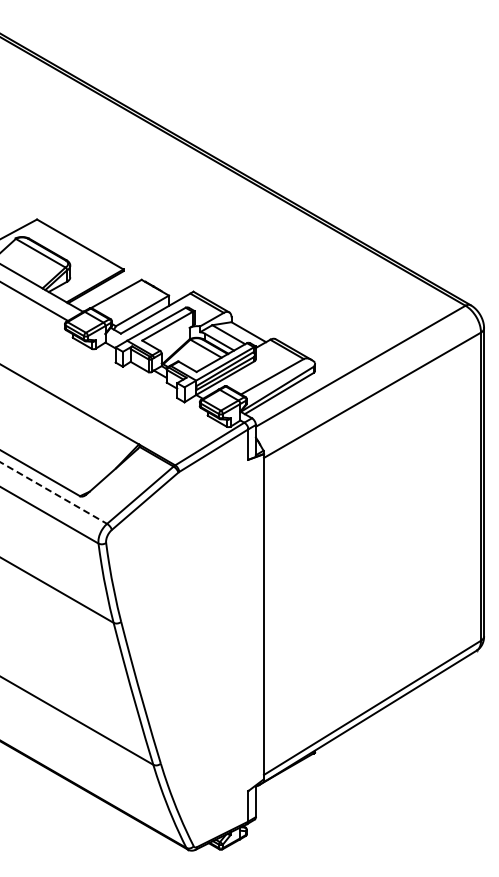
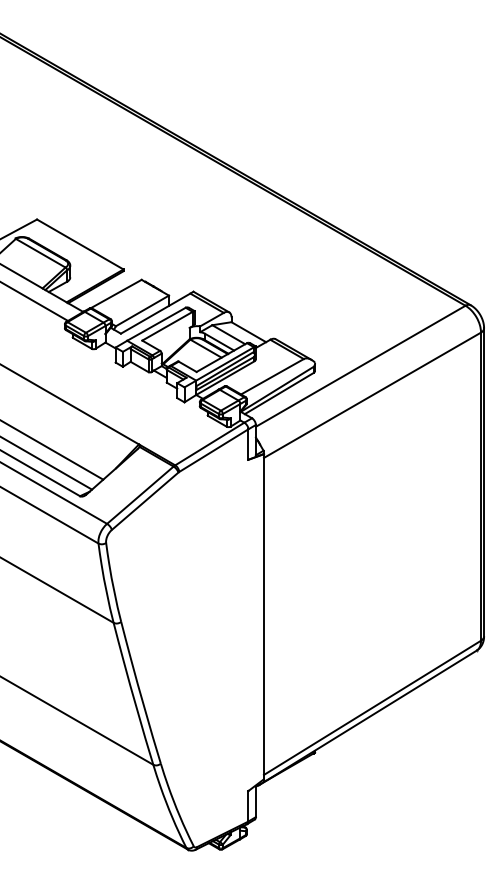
line: none -> present (52, 450)
line: none -> present (47, 463)
line: dashed -> solid (54, 493)
